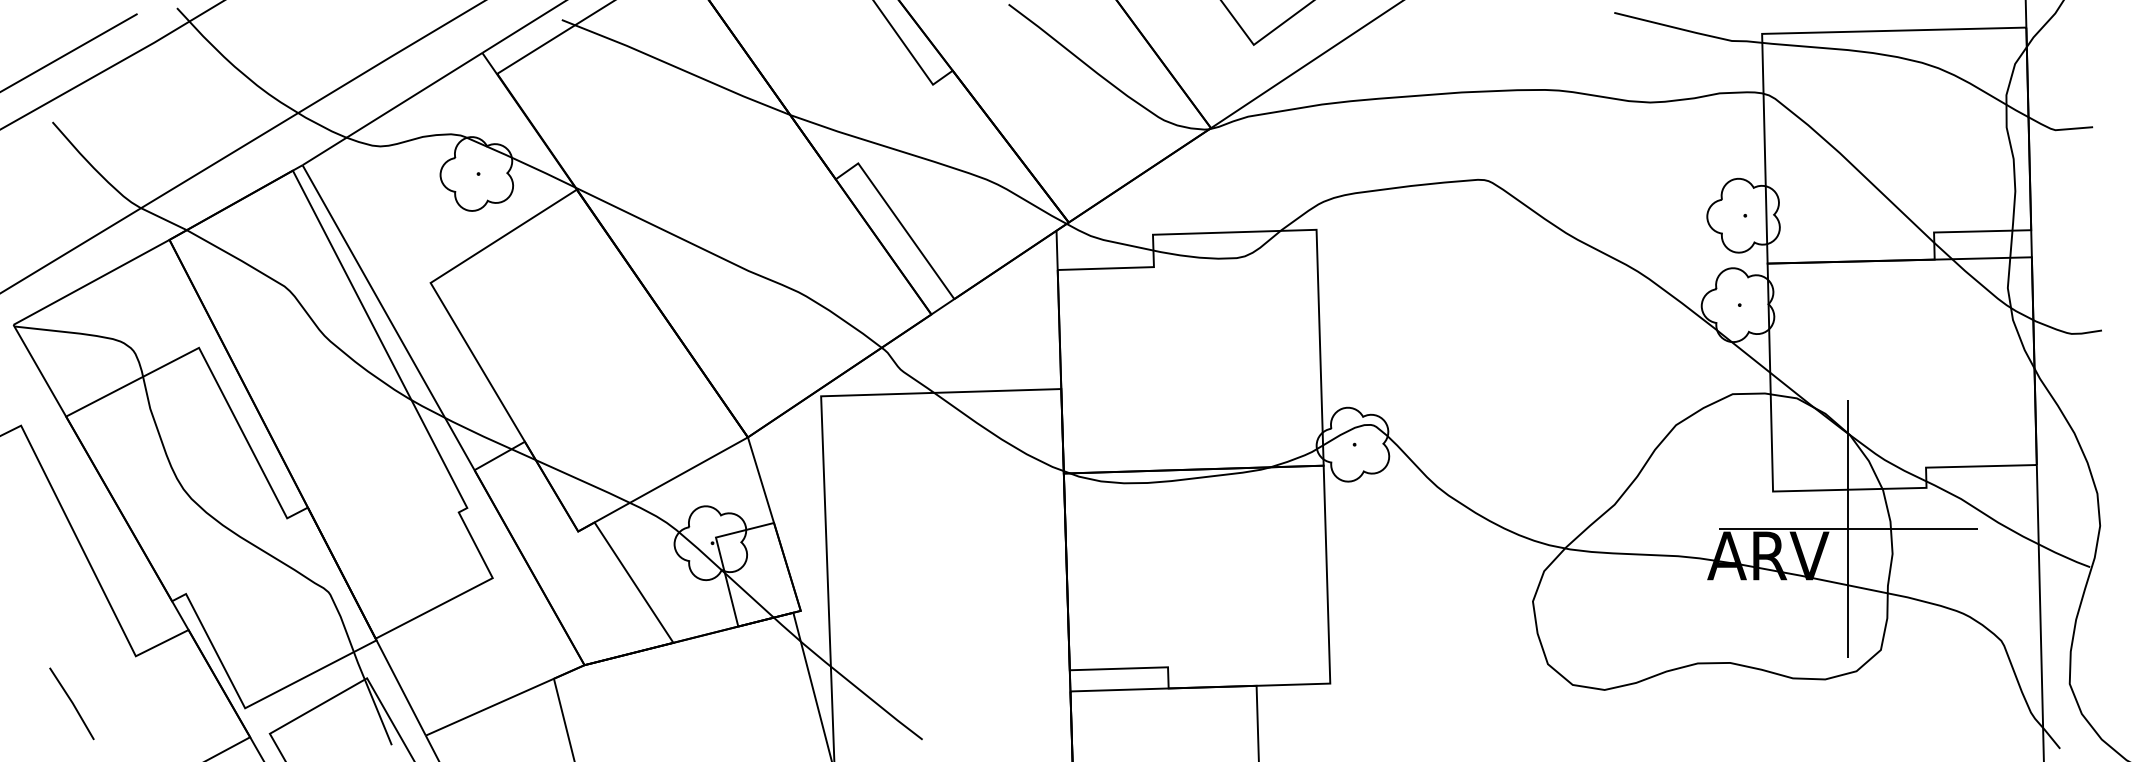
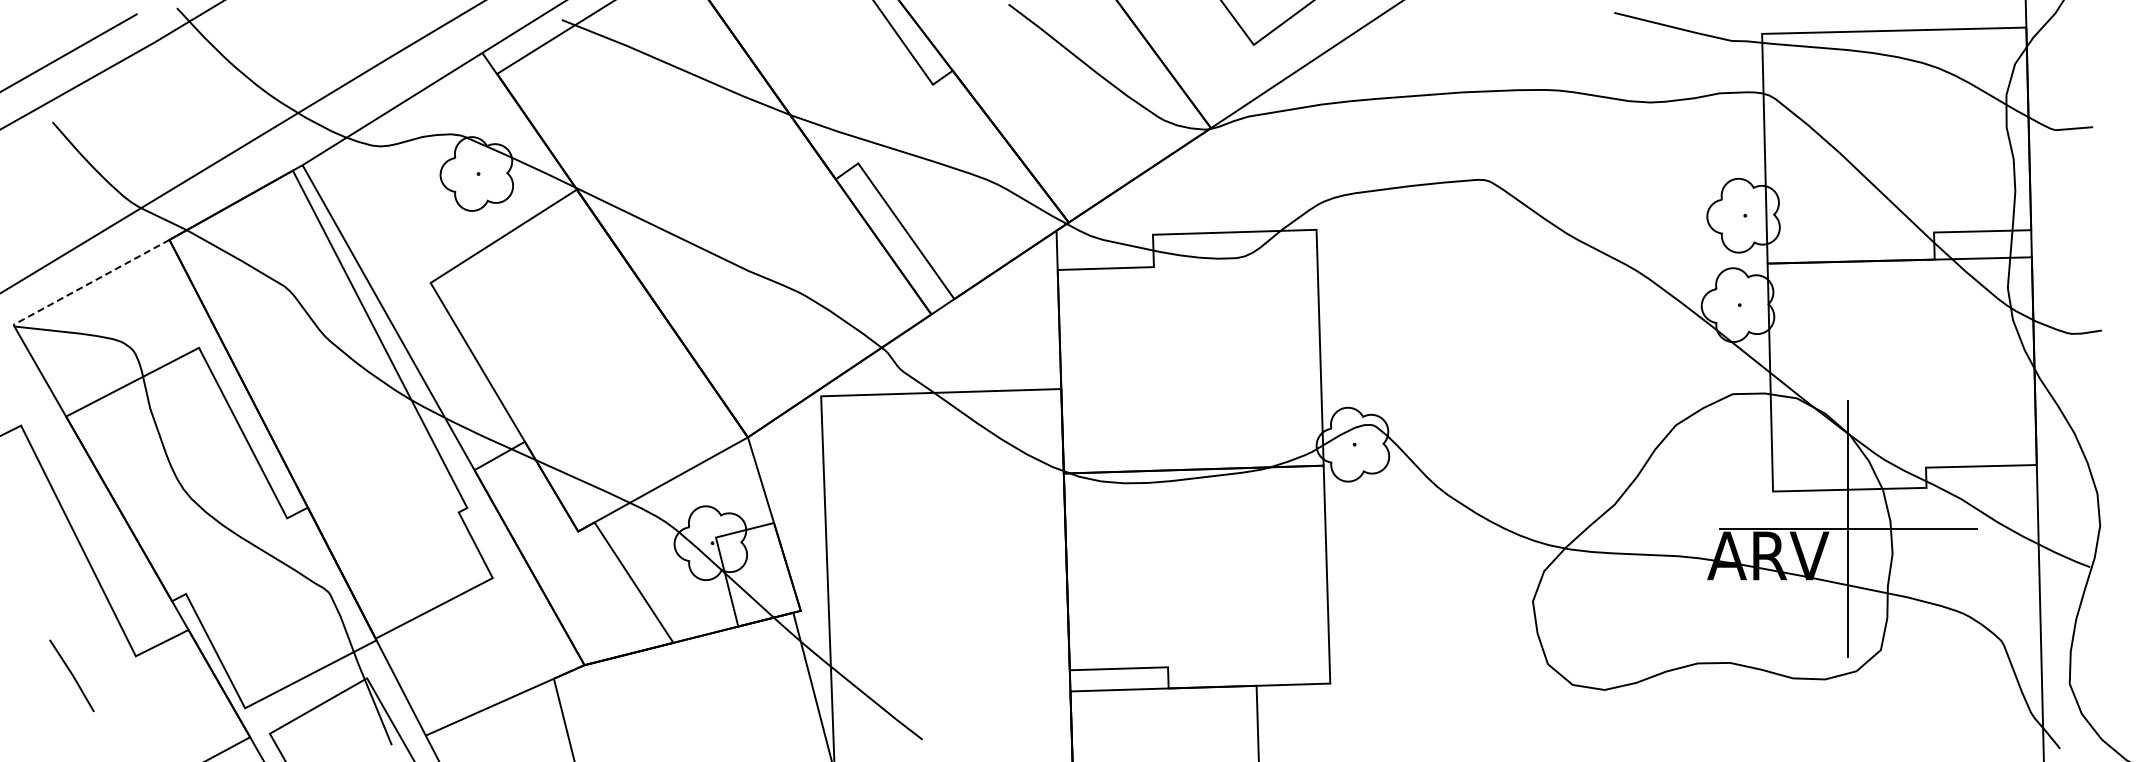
line: solid -> dashed (91, 282)
line position: (71, 703) -> (71, 675) (71, 675)
